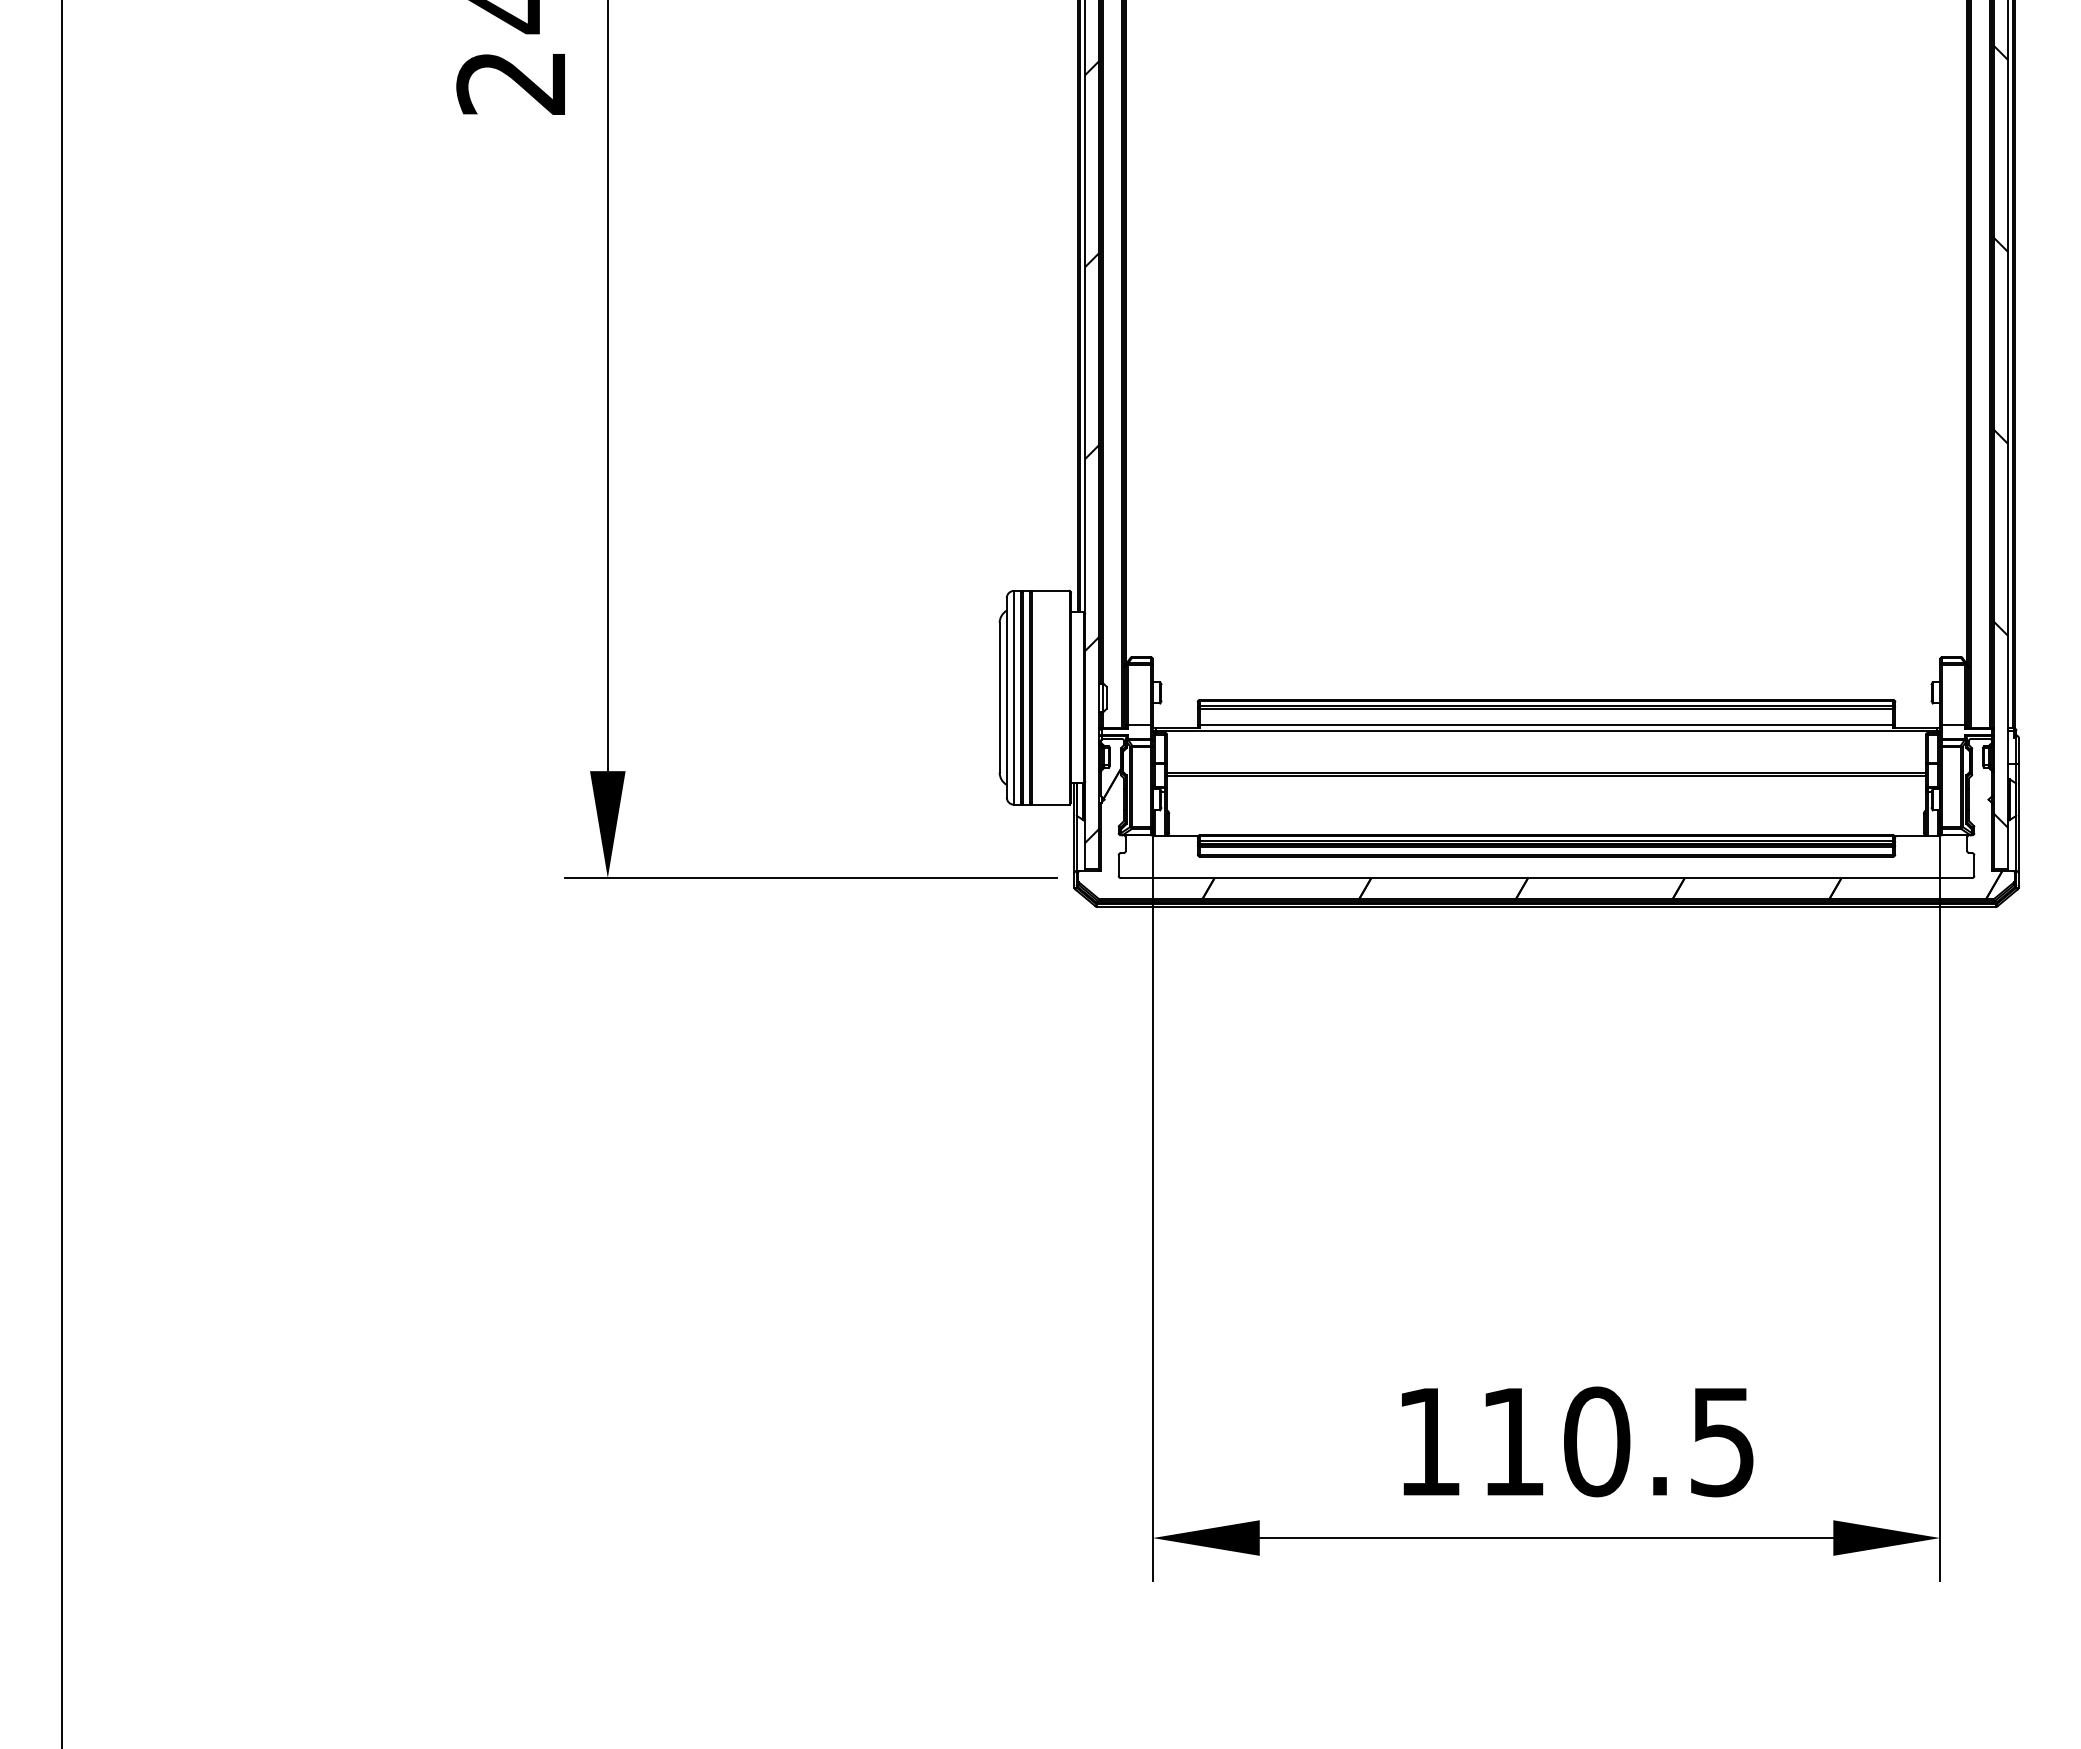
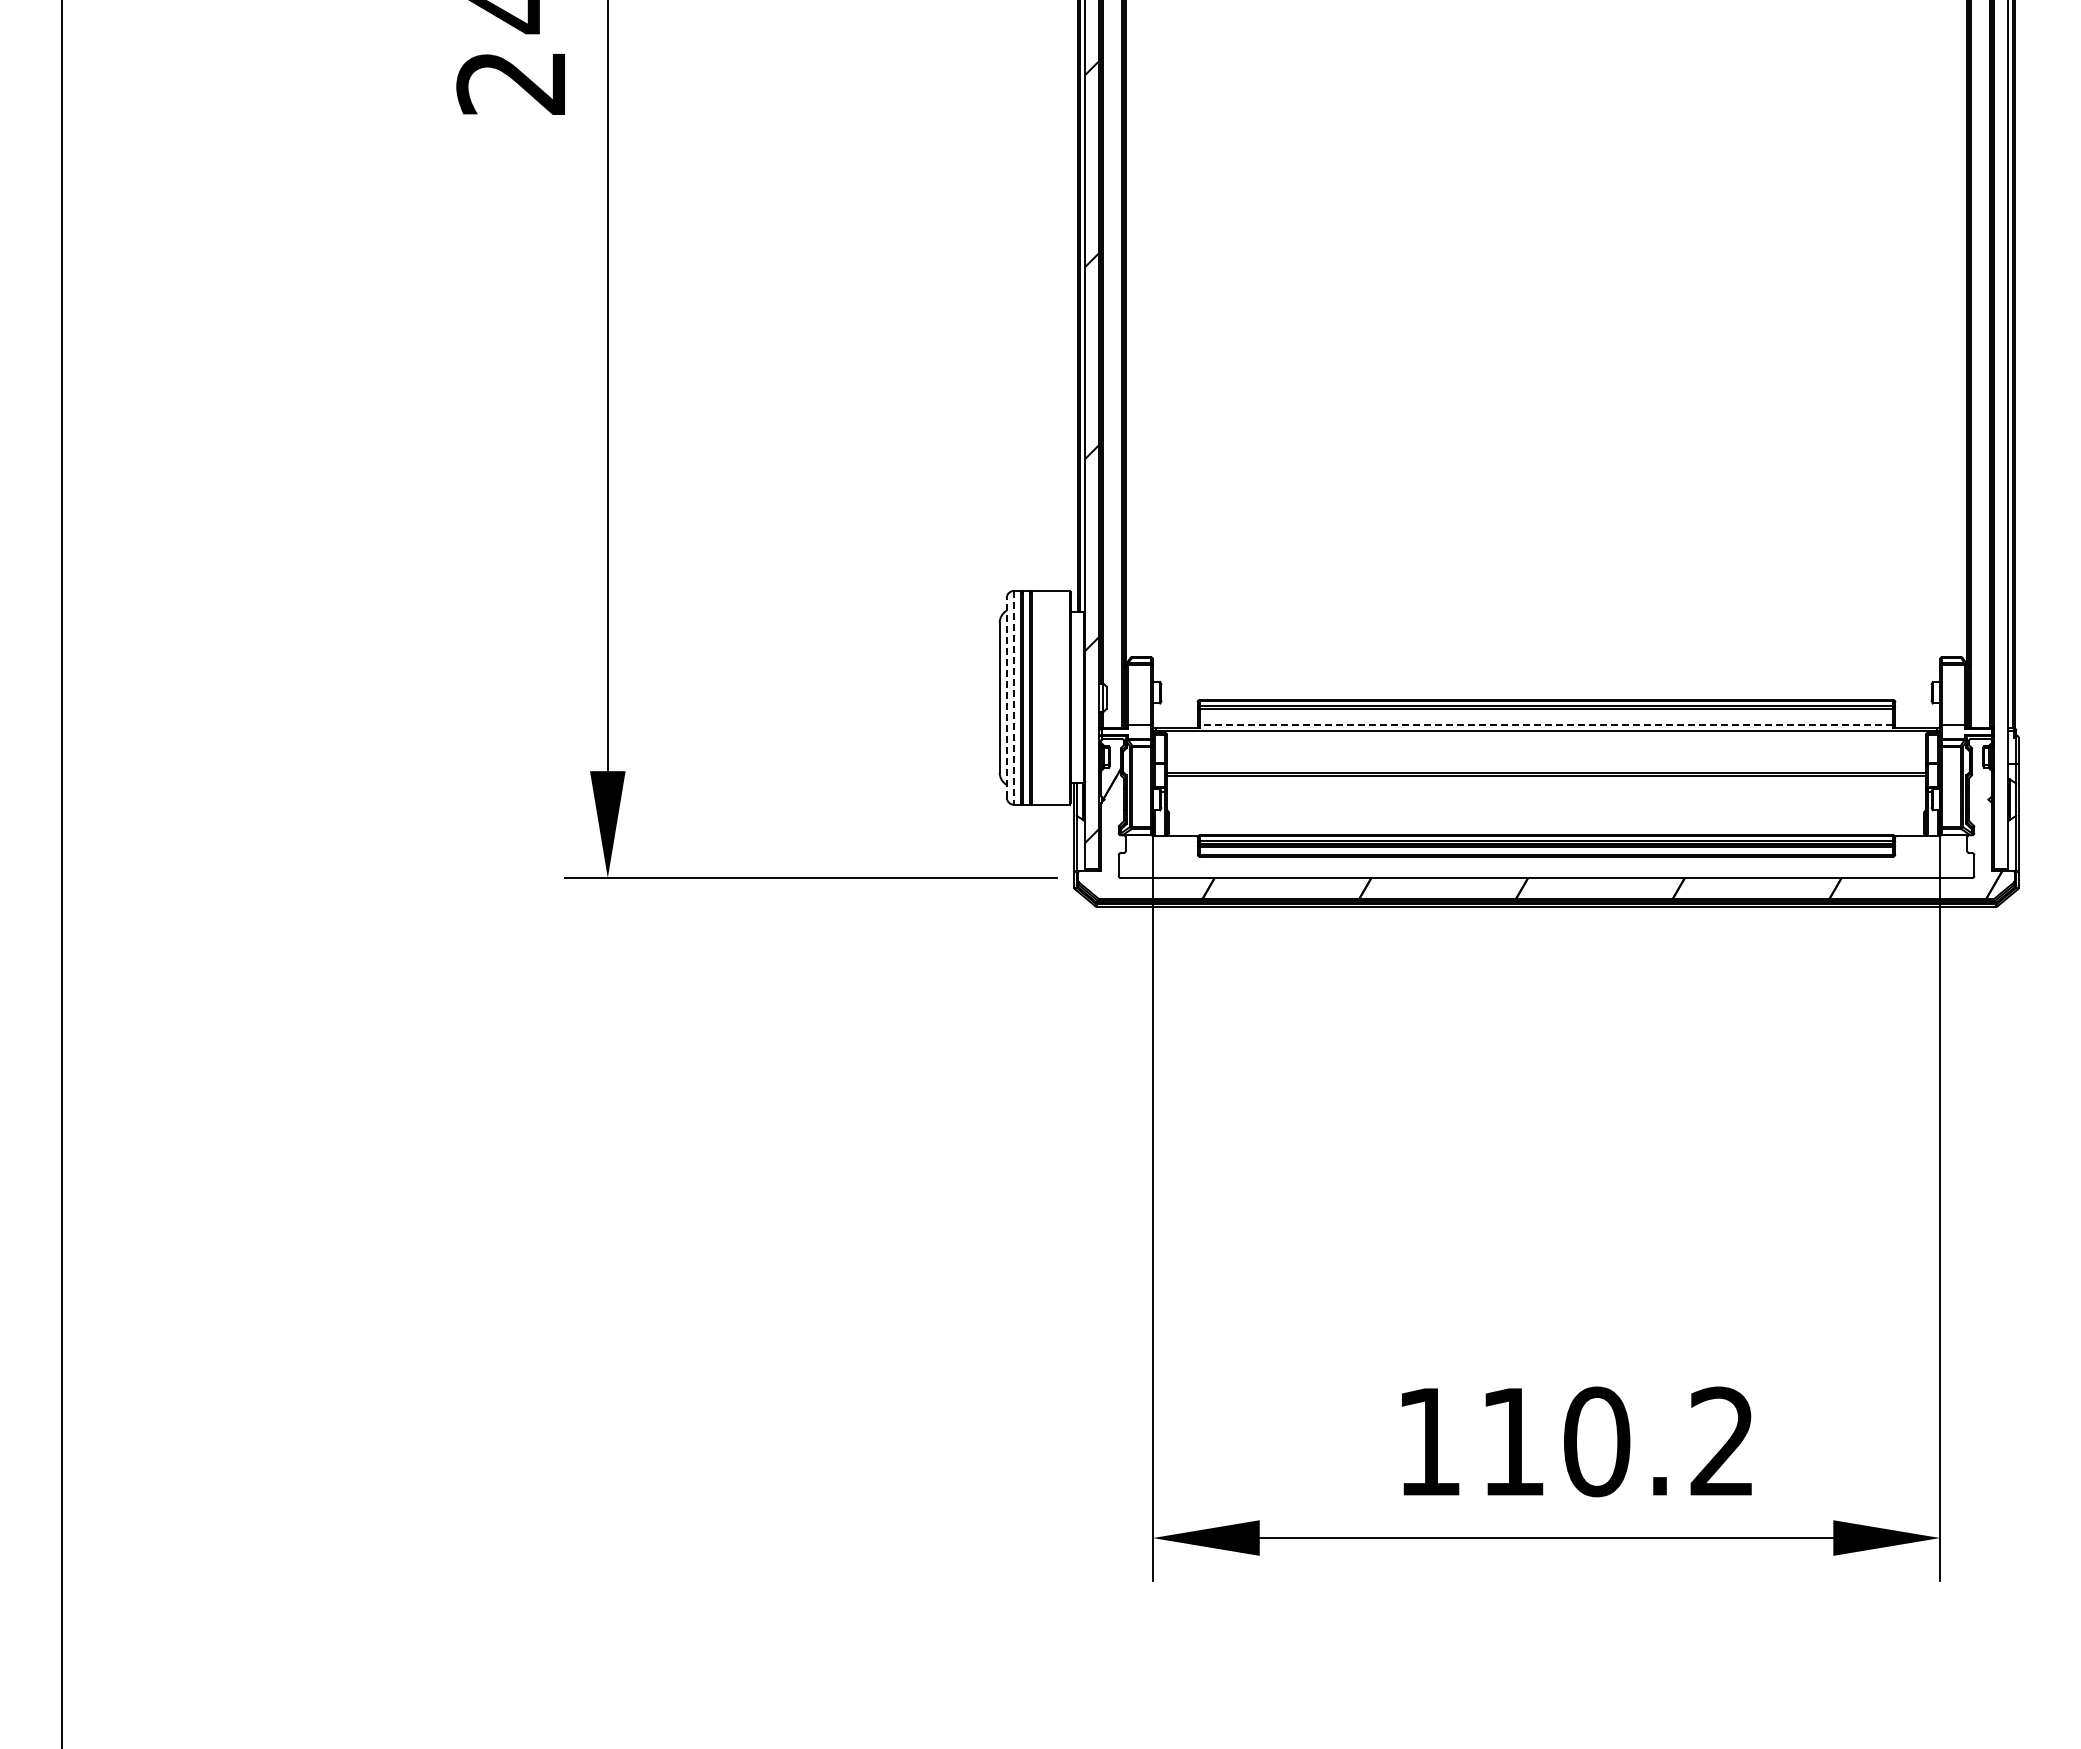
hatch: present -> none (2000, 436)
line: solid -> dashed (1006, 697)
line: solid -> dashed (1013, 697)
line: solid -> dashed (1546, 725)
text: 110.5 -> 110.2 (1721, 1441)
